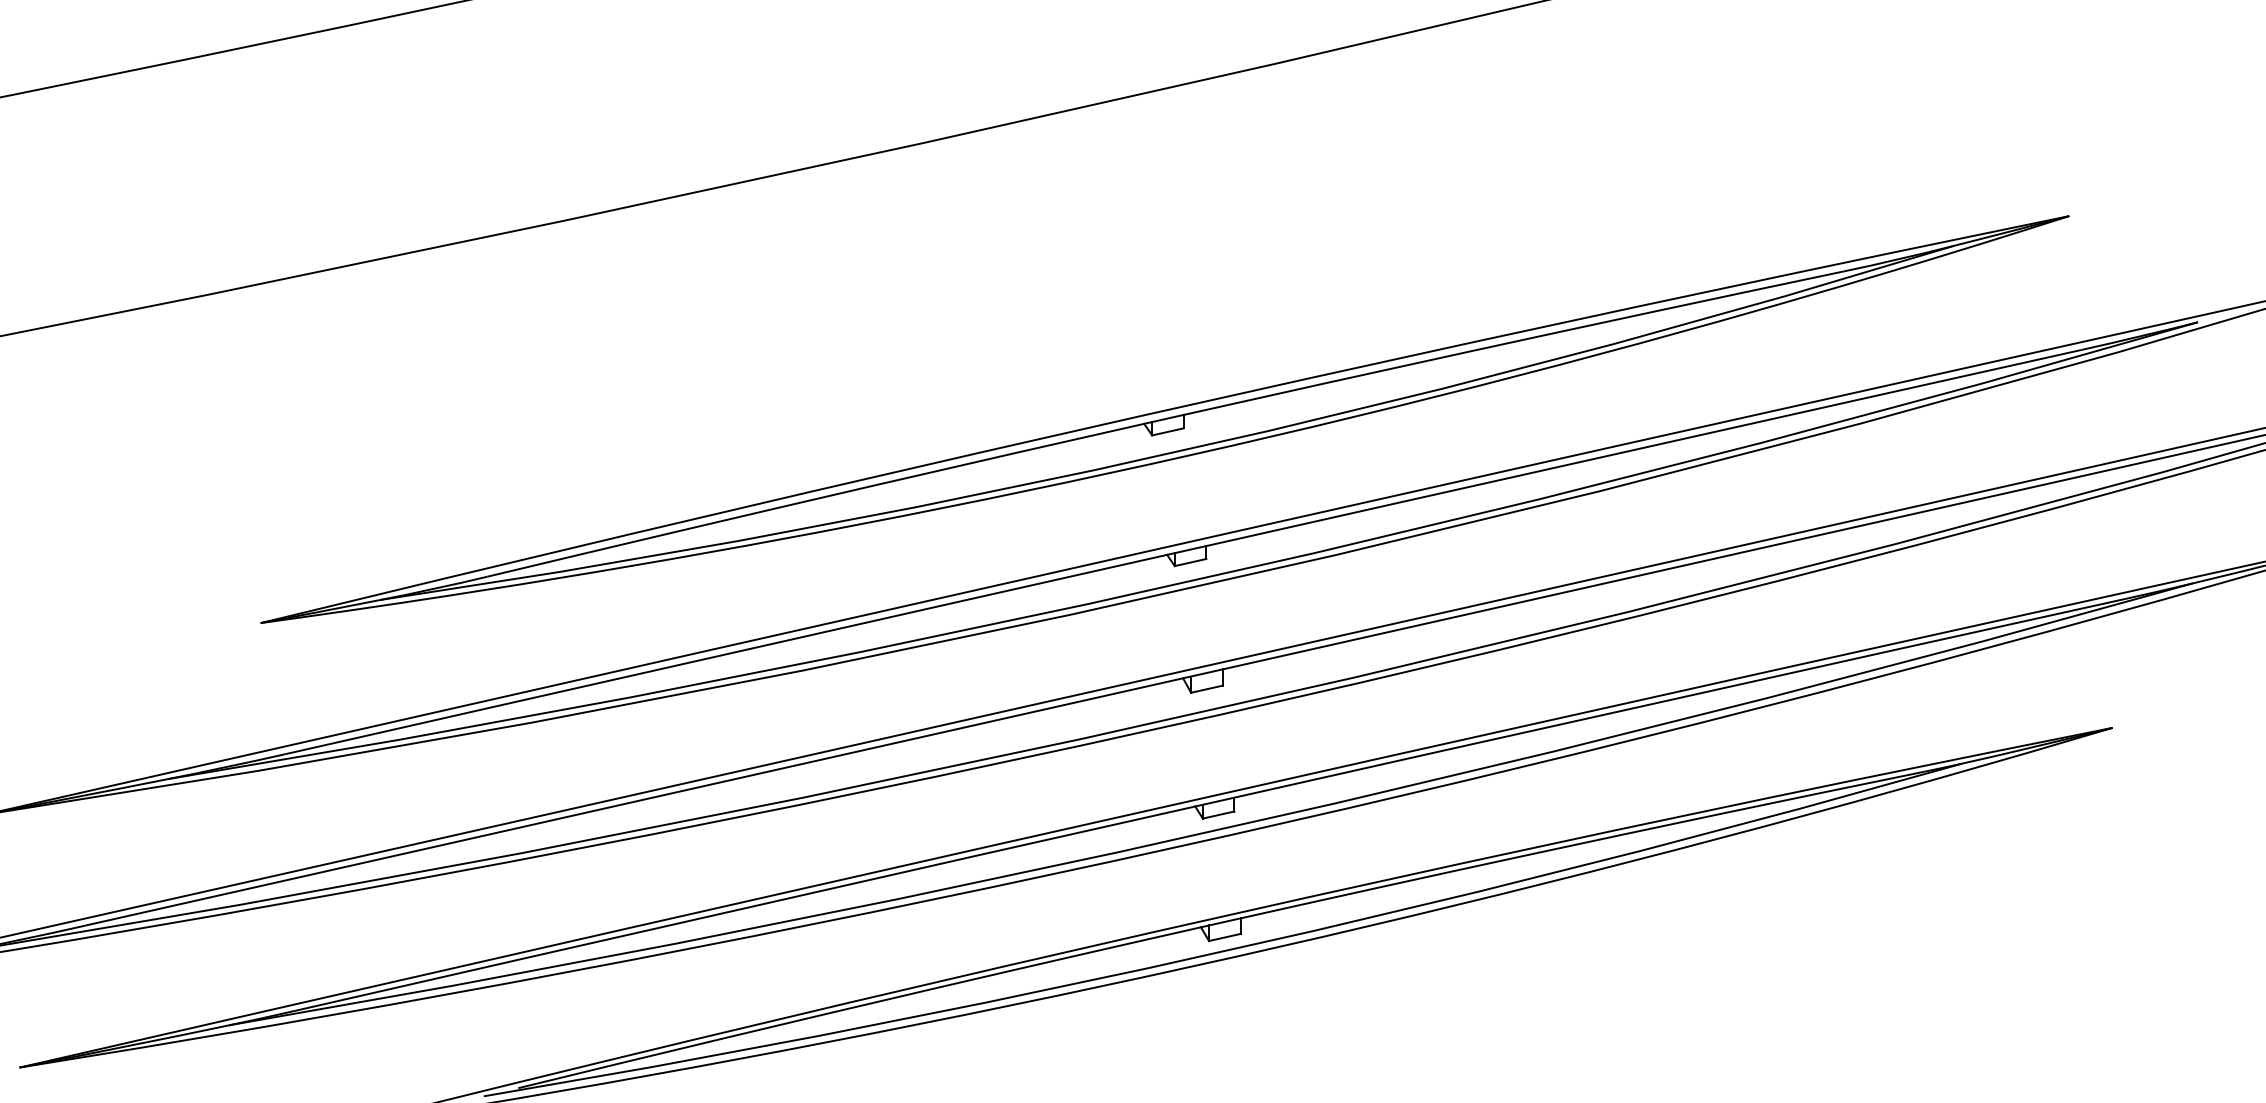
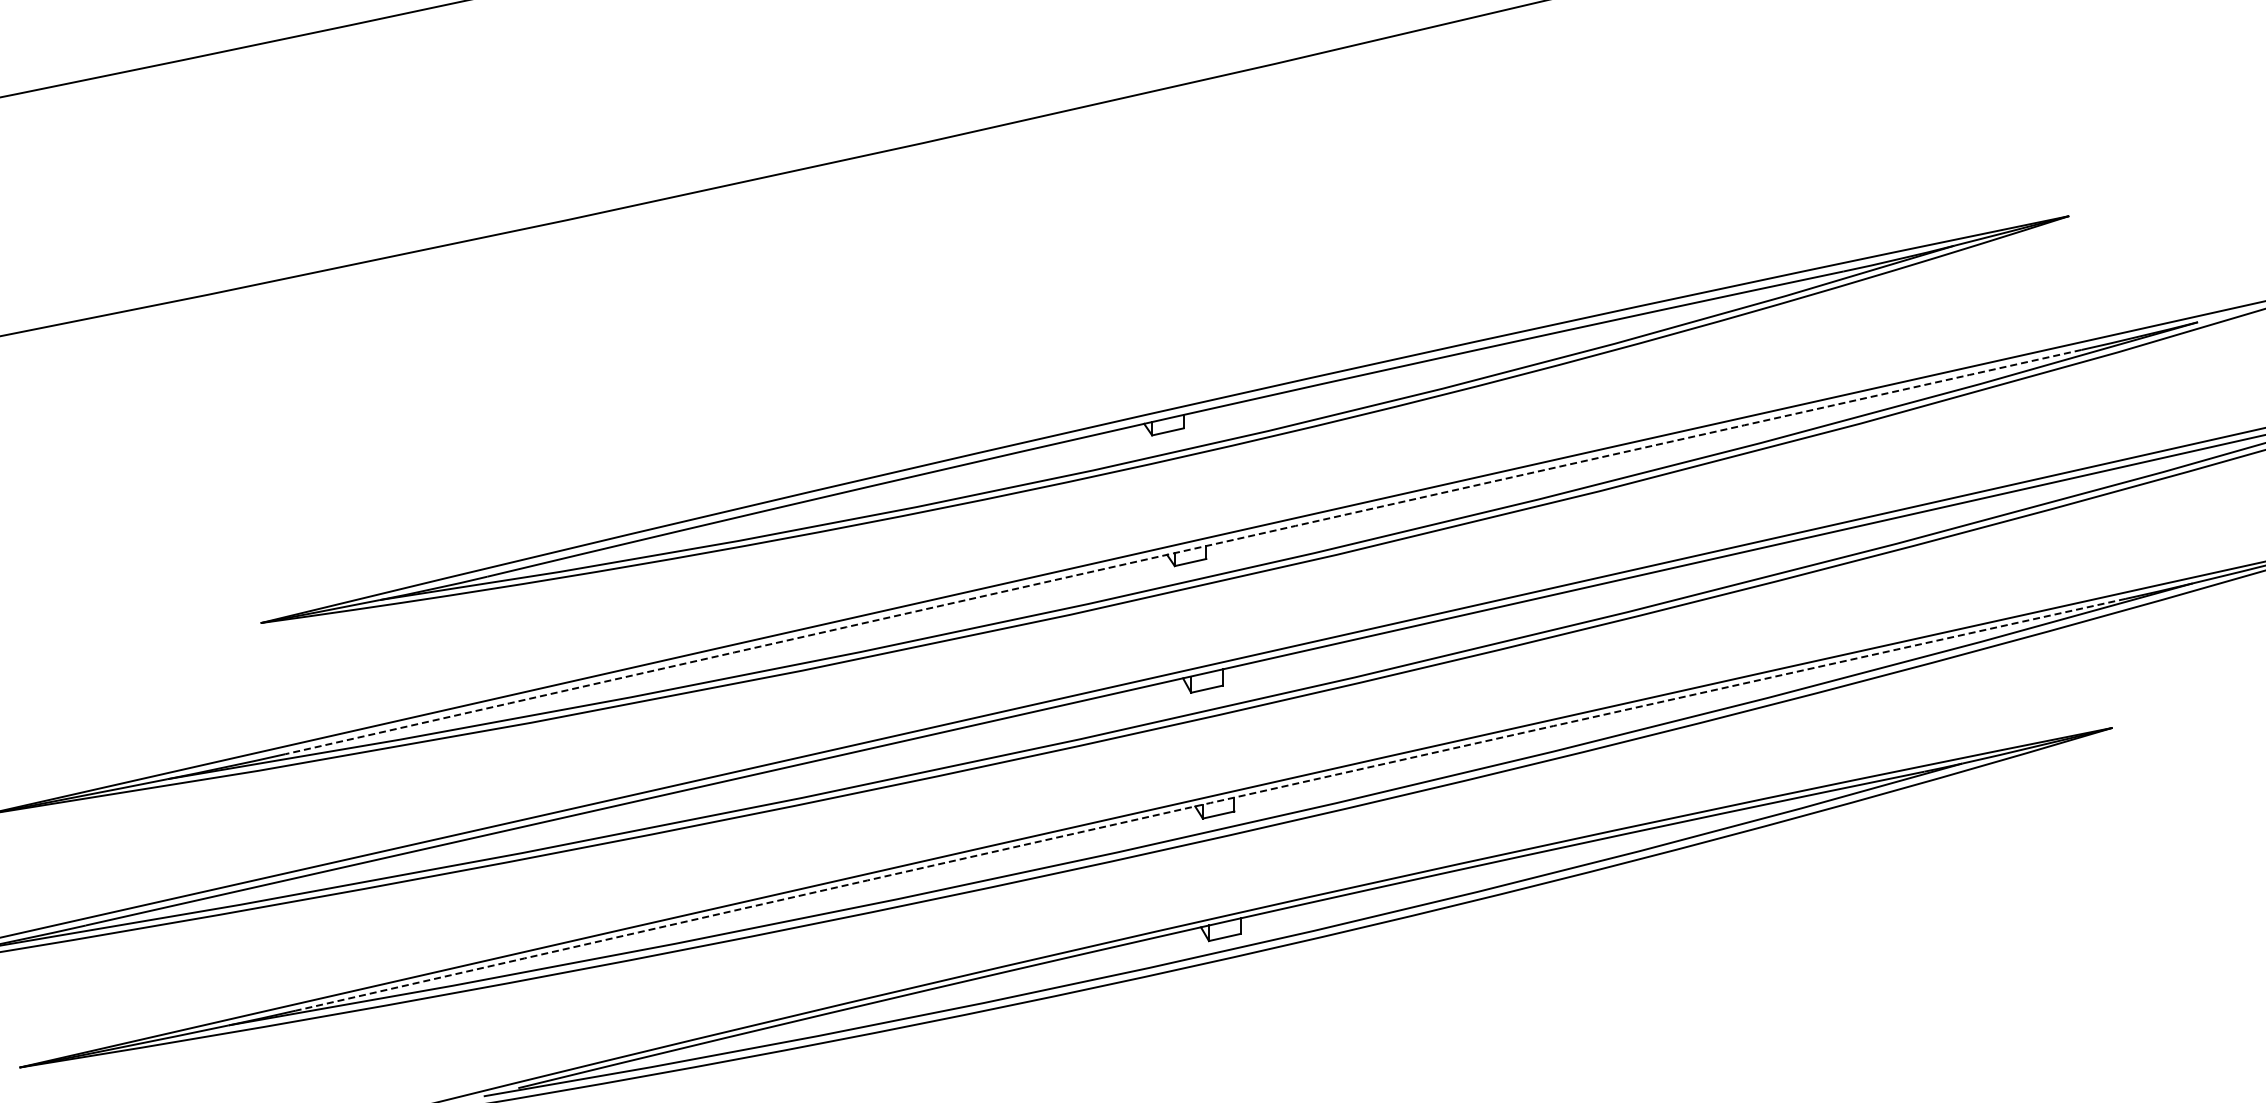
arc: solid -> dashed (1183, 551)
arc: solid -> dashed (1210, 802)
